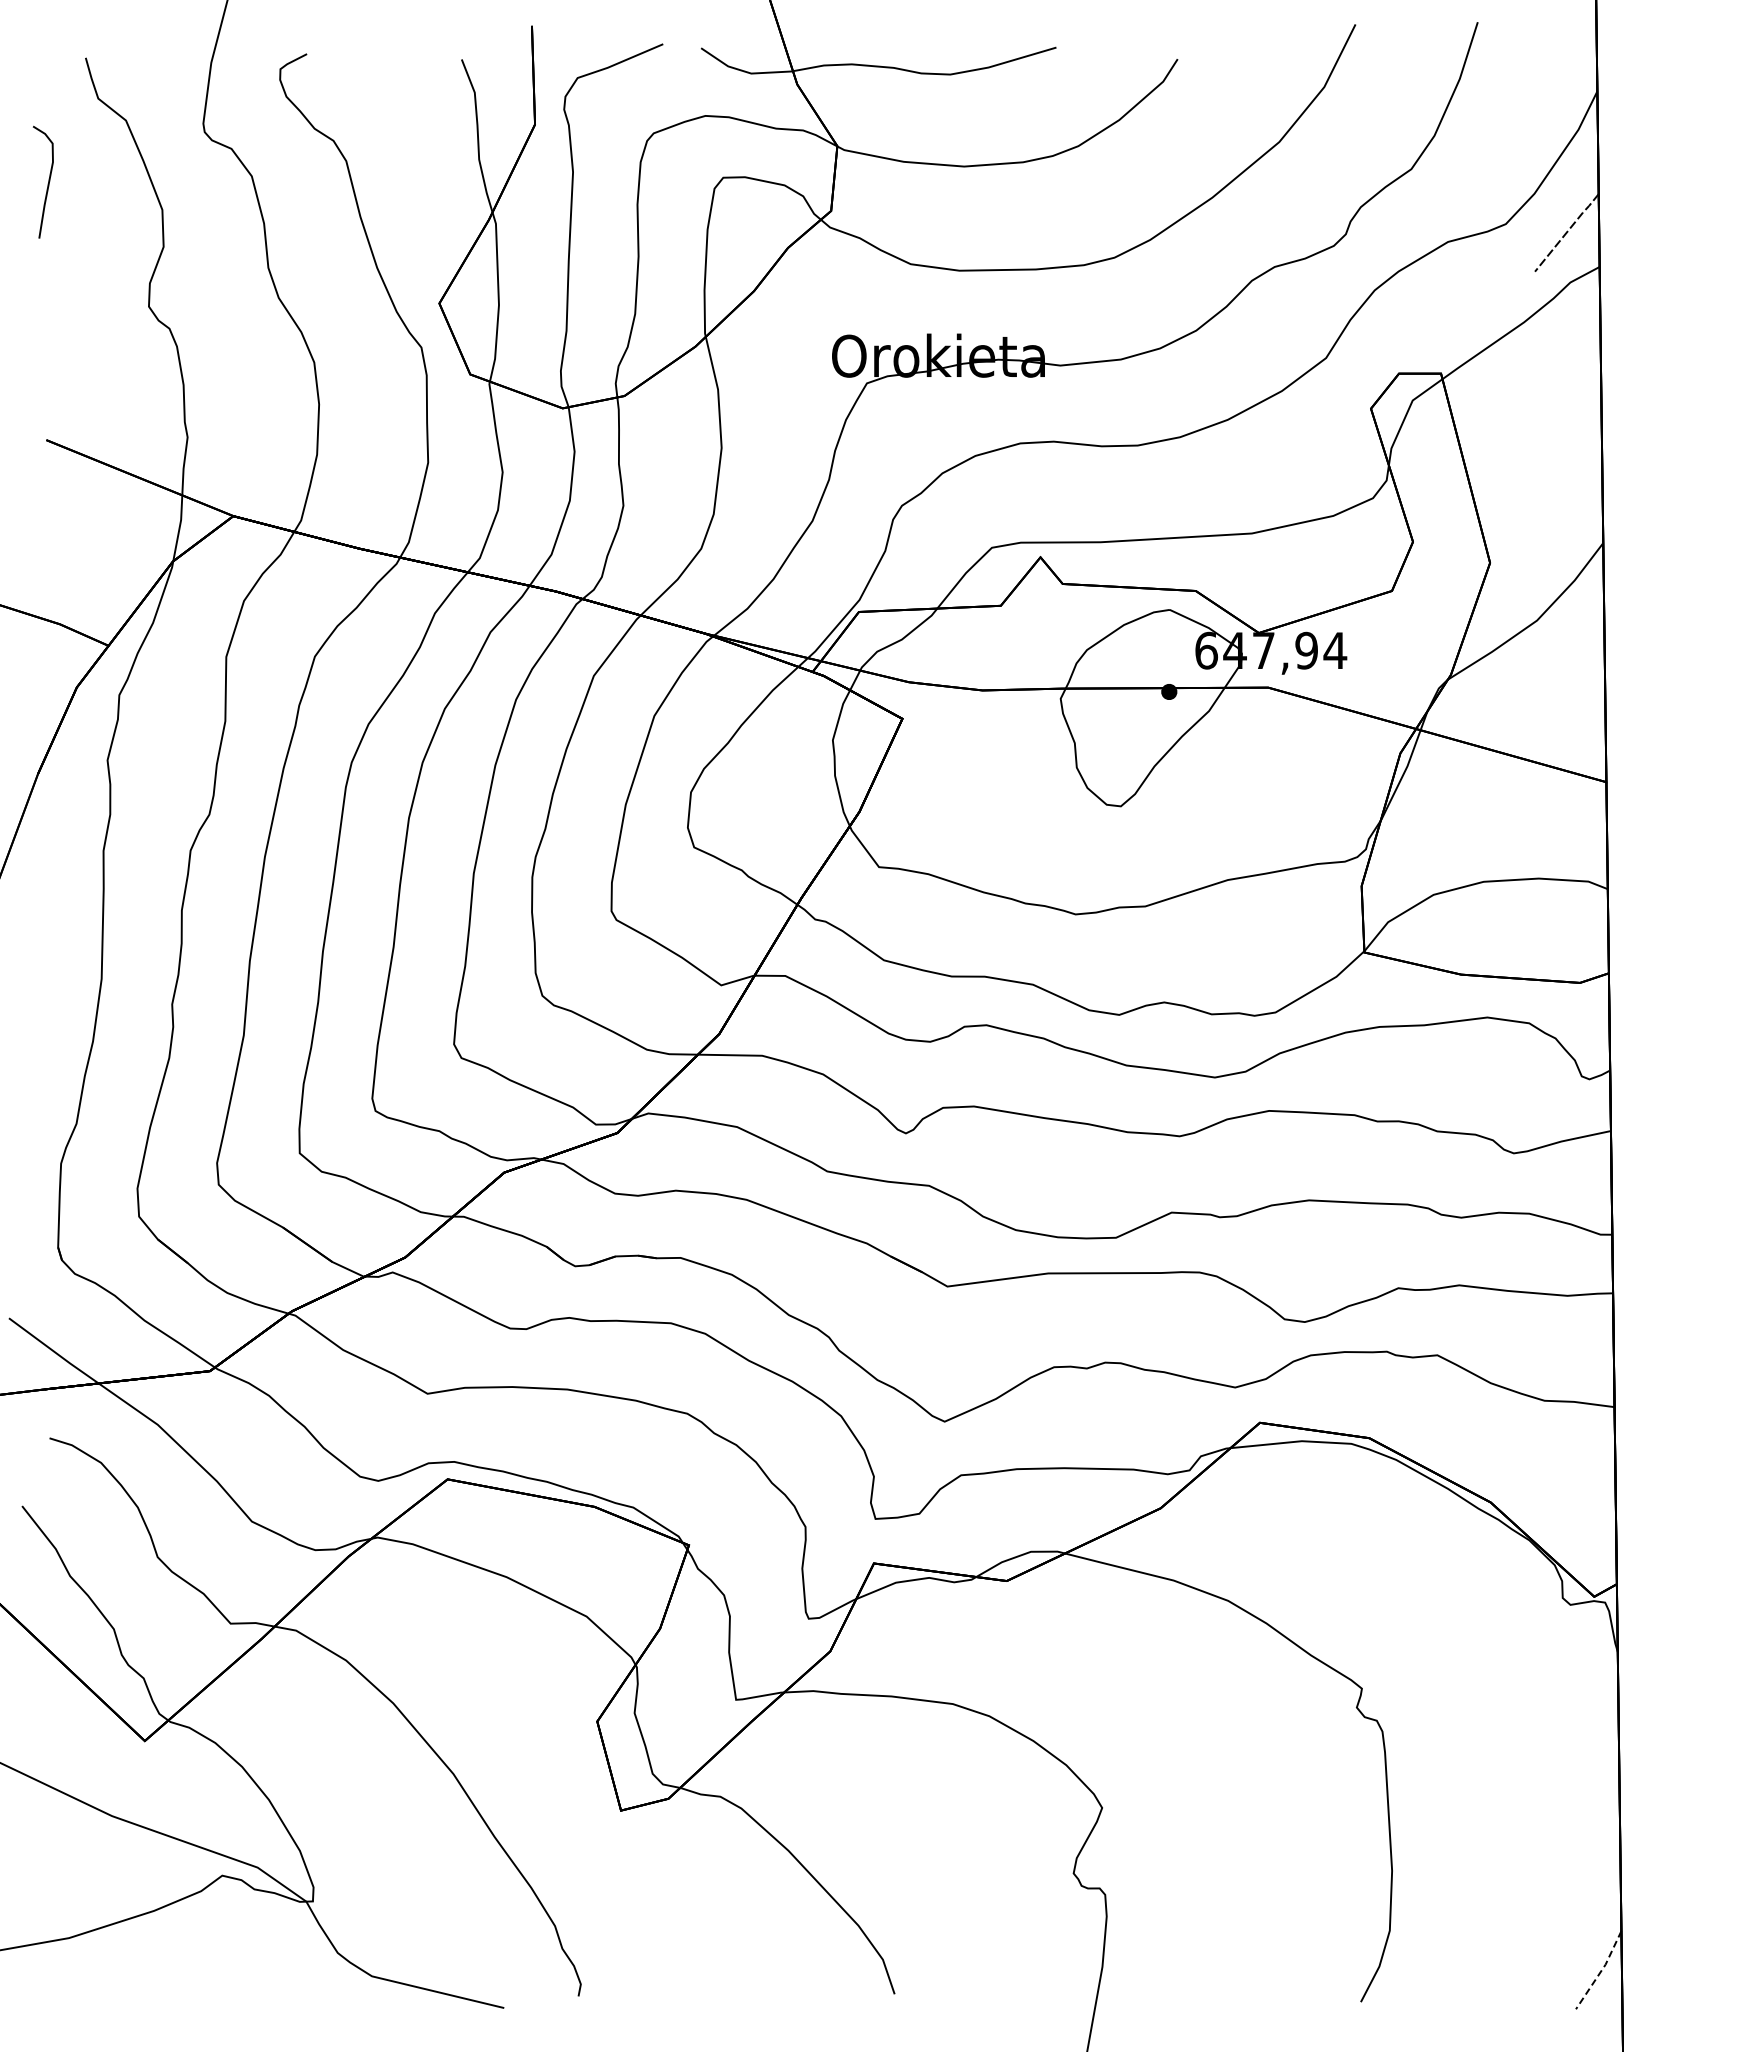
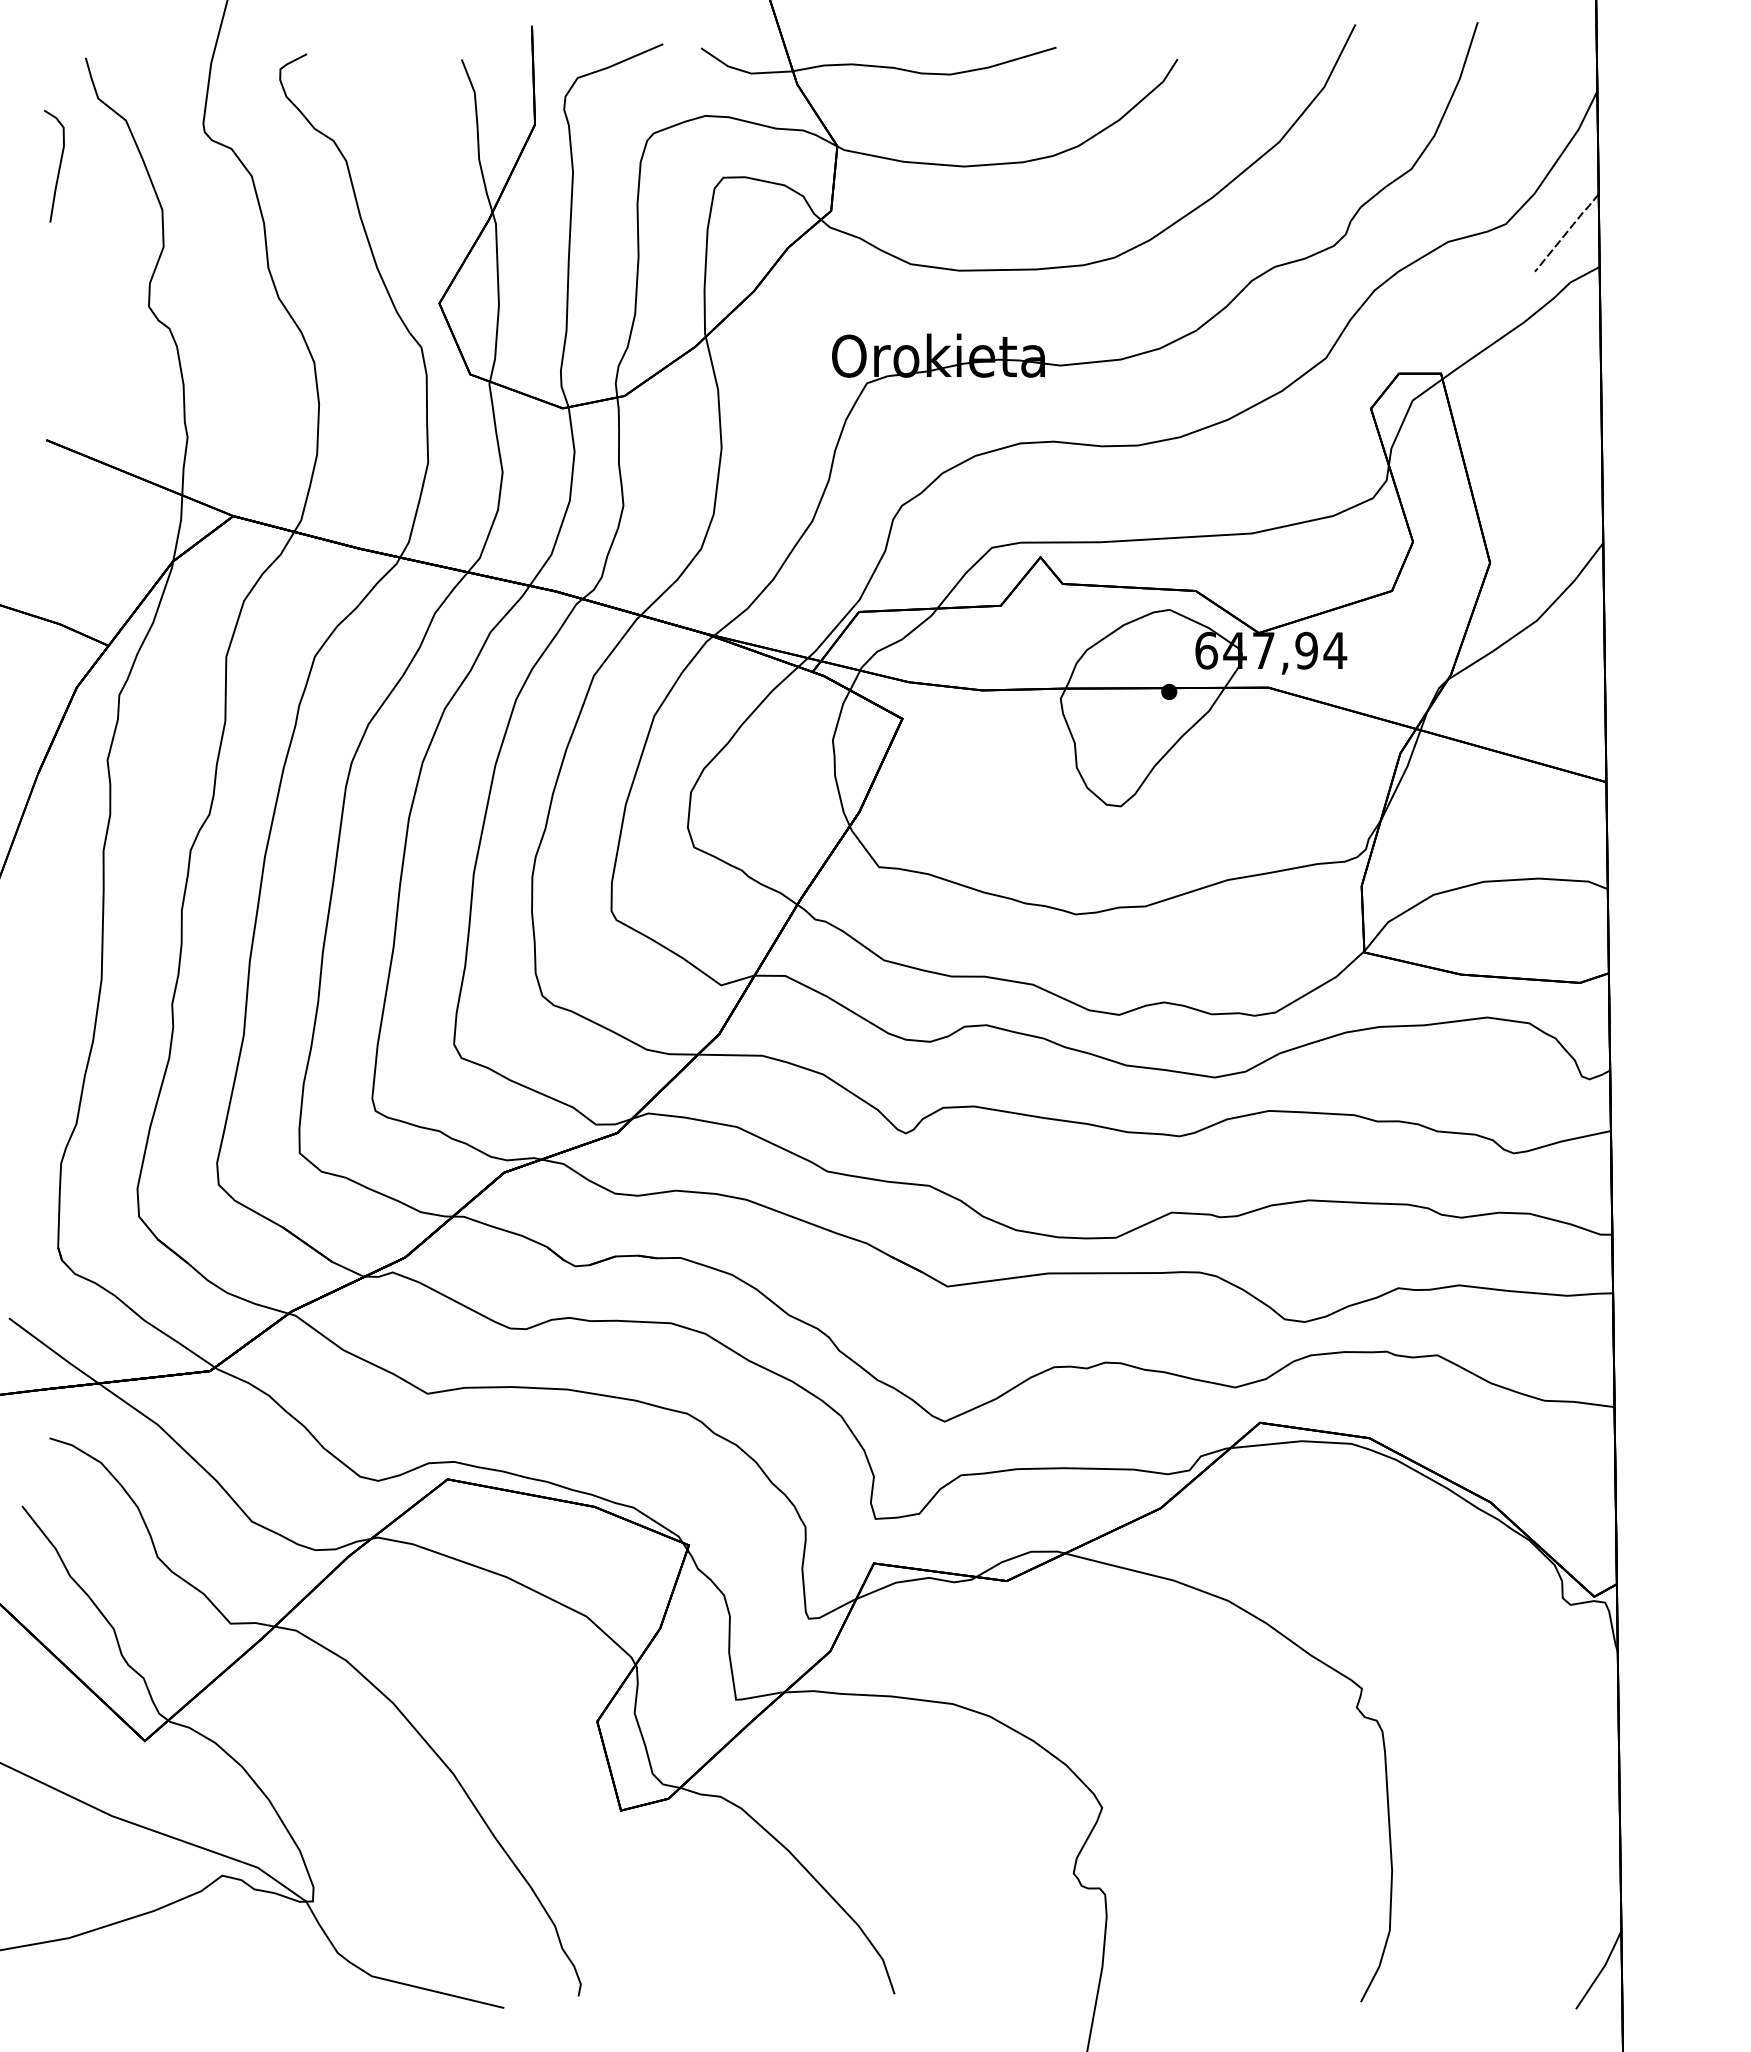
curve position: (47, 183) -> (58, 167) (58, 167)
line: dashed -> solid (1601, 1971)
